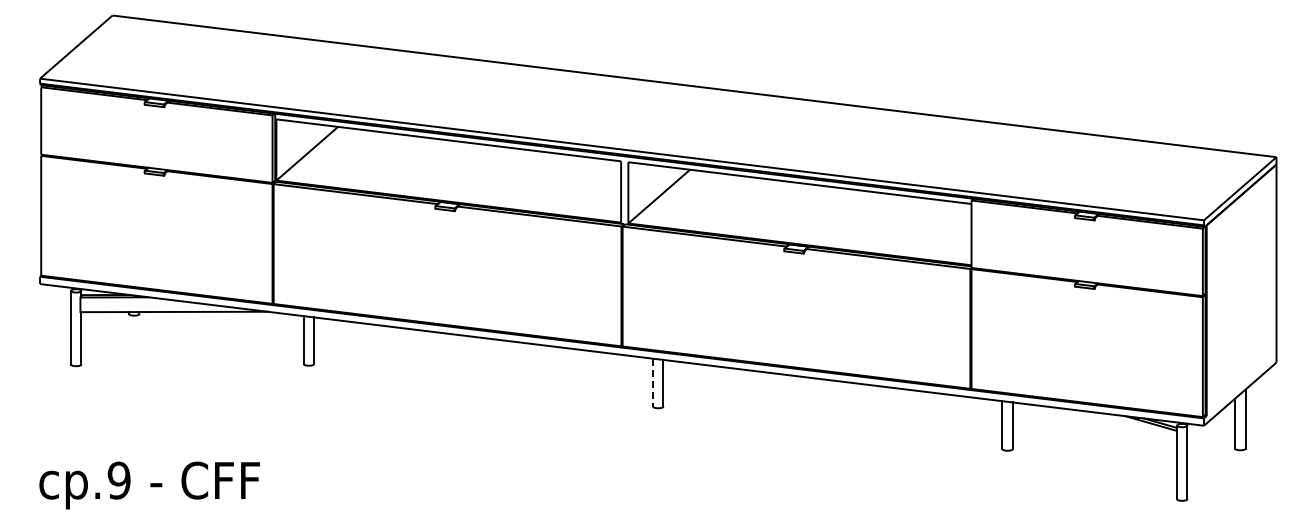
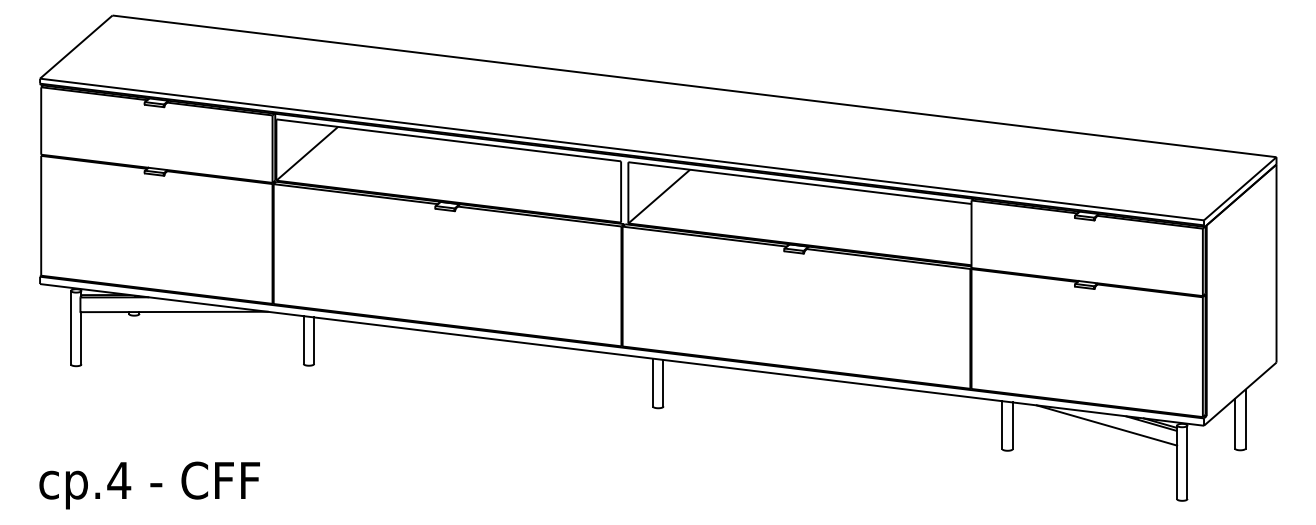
line: dashed -> solid (653, 382)
line: none -> present (1106, 425)
text: cp.9 -> cp.4 (119, 480)
